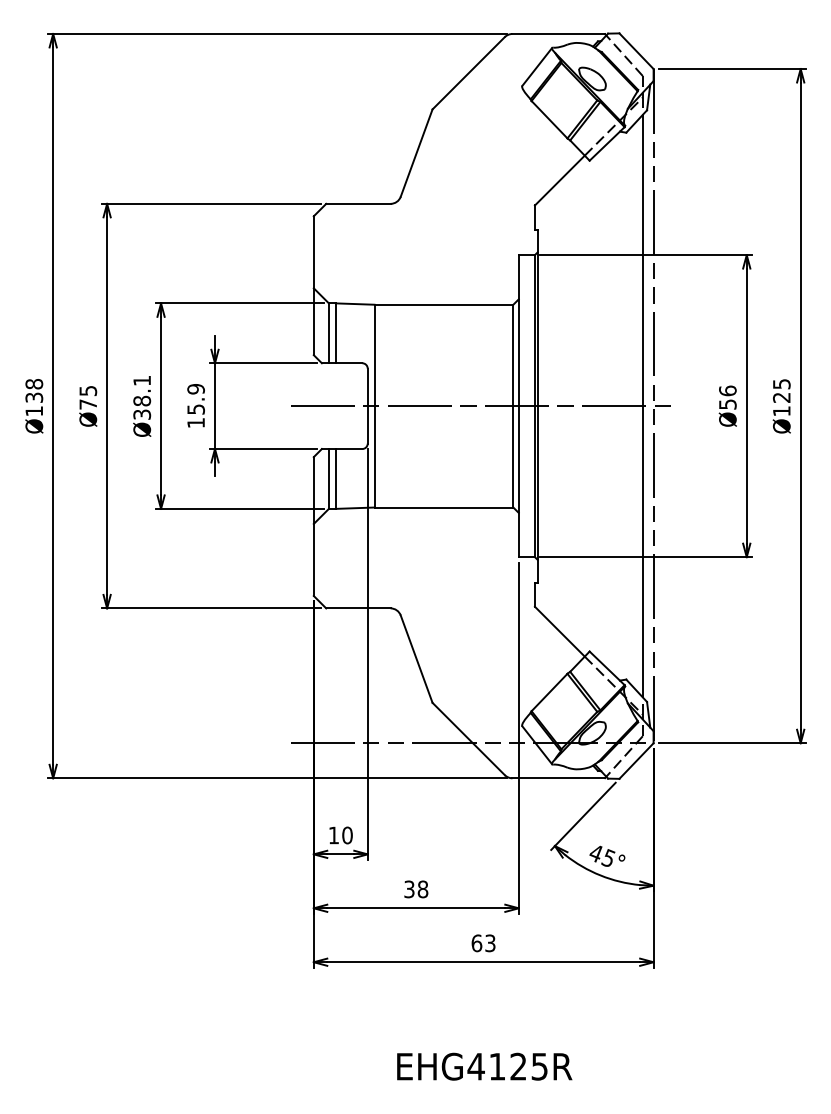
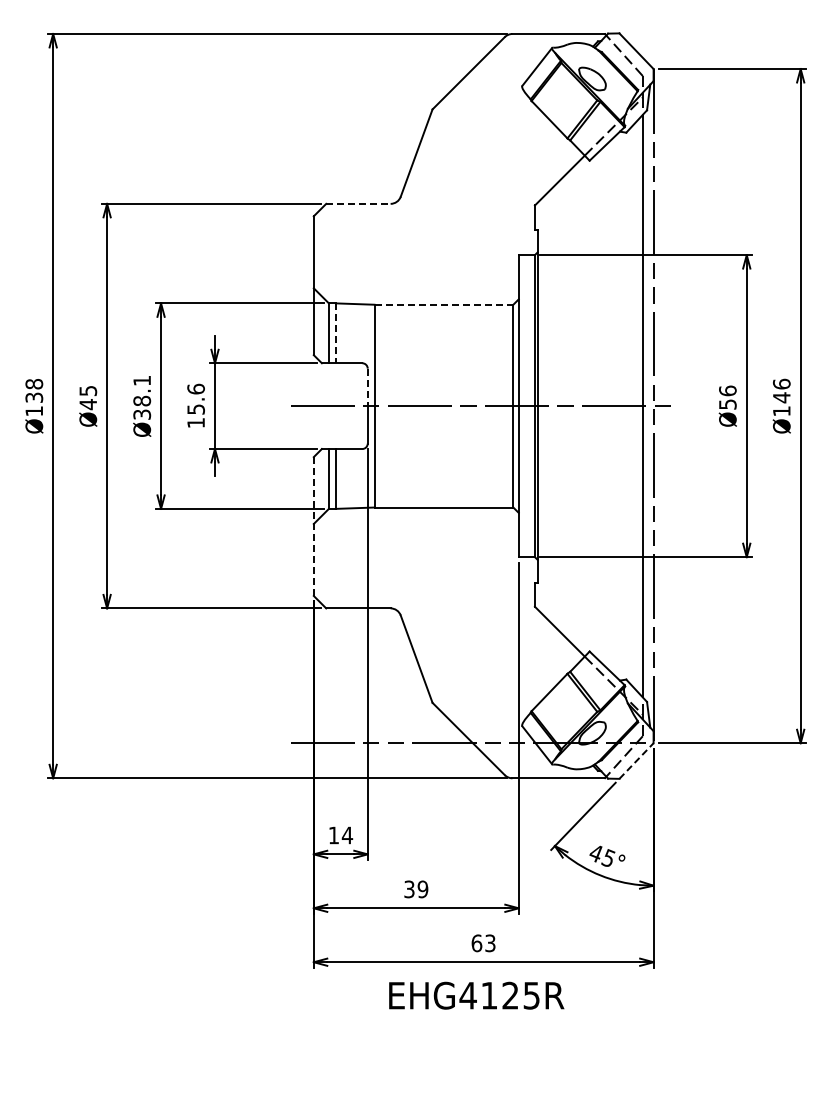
line: solid -> dashed (358, 203)
line: solid -> dashed (444, 304)
line: solid -> dashed (335, 333)
line: solid -> dashed (367, 387)
text: 15.9 -> 15.6 (195, 388)
text: Ø125 -> Ø146 (781, 390)
text: Ø75 -> Ø45 (87, 404)
line: solid -> dashed (313, 526)
line: solid -> dashed (636, 761)
text: 10 -> 14 (347, 835)
text: 38 -> 39 (422, 889)
text position: (484, 1066) -> (476, 995) (476, 995)
